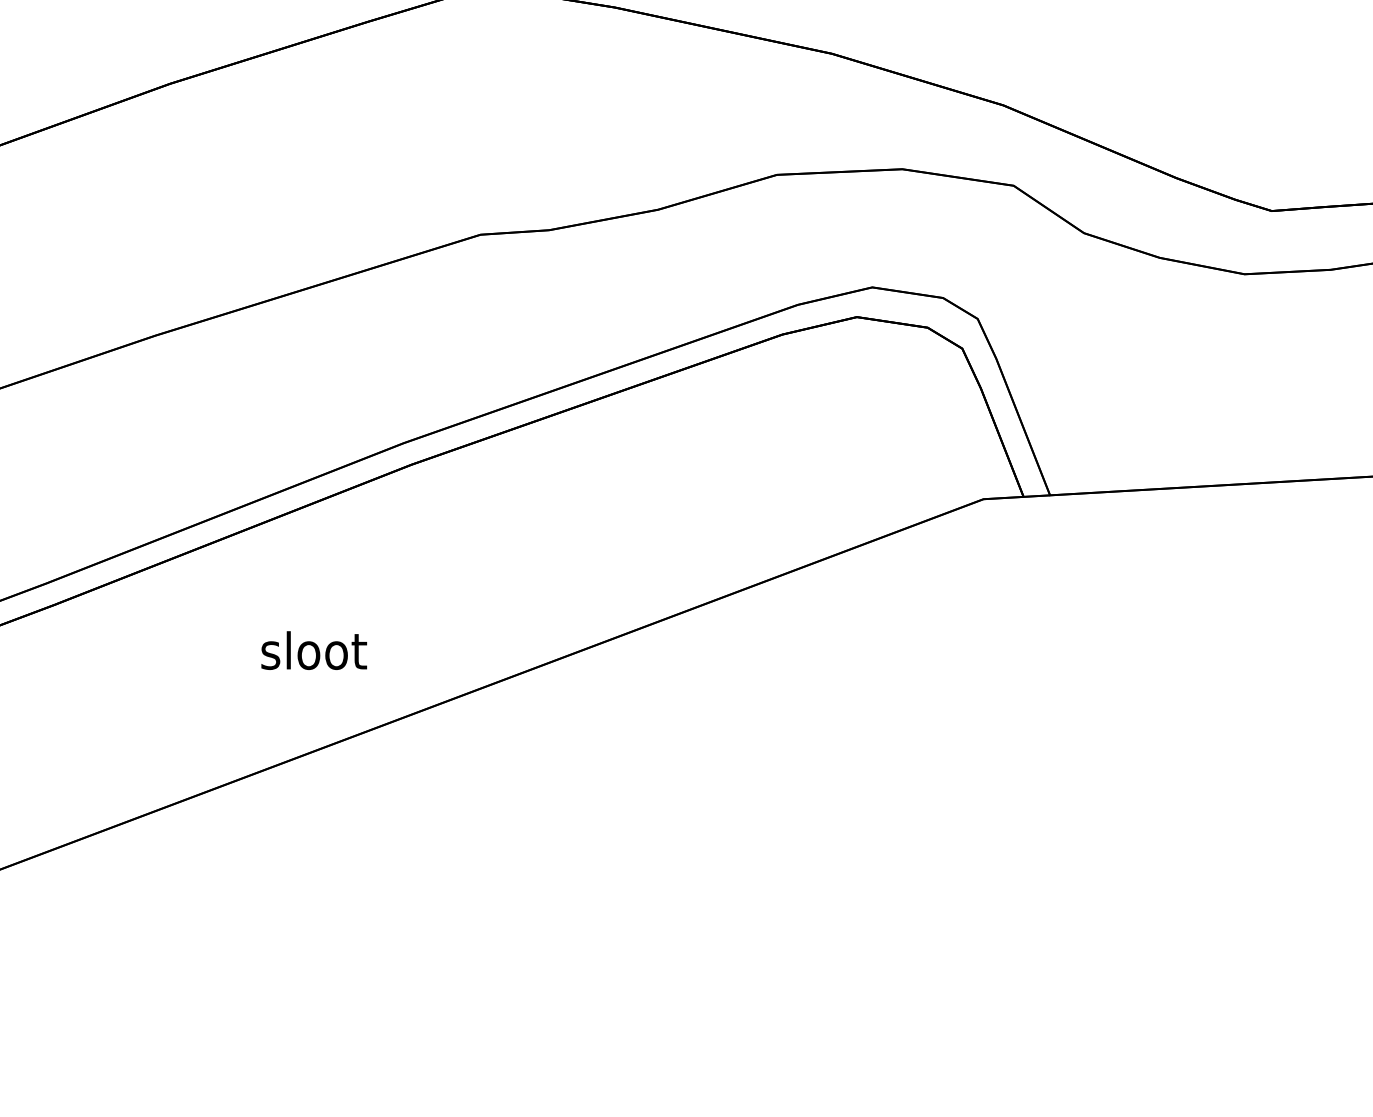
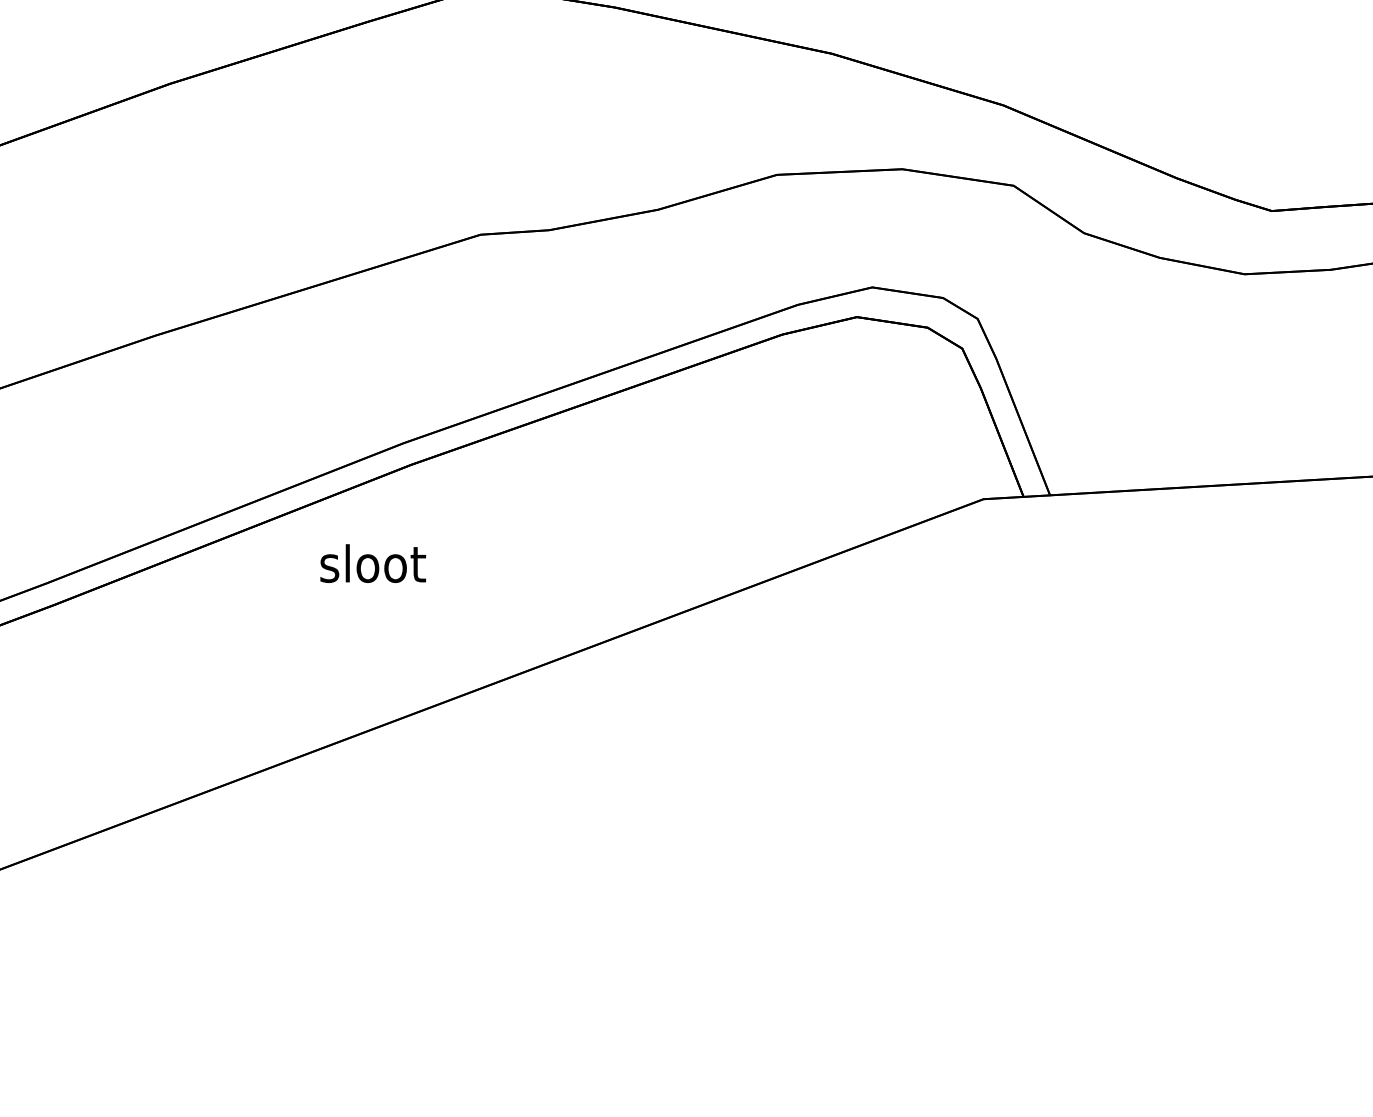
text position: (313, 650) -> (372, 563) (372, 563)
